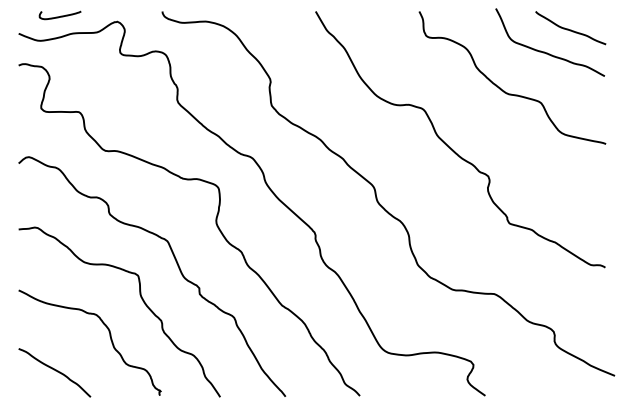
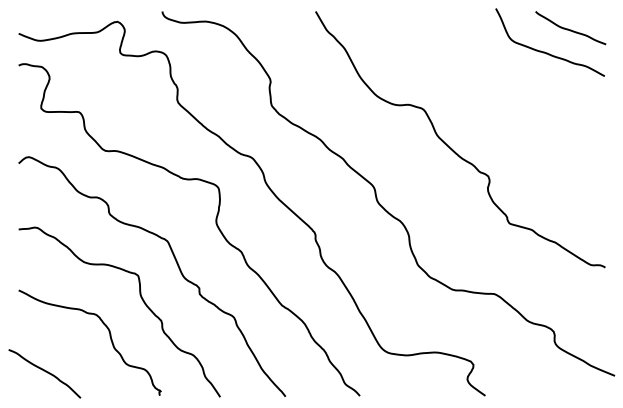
curve: present -> none (60, 15)
curve: present -> none (504, 90)
curve position: (55, 371) -> (45, 372) (45, 372)
